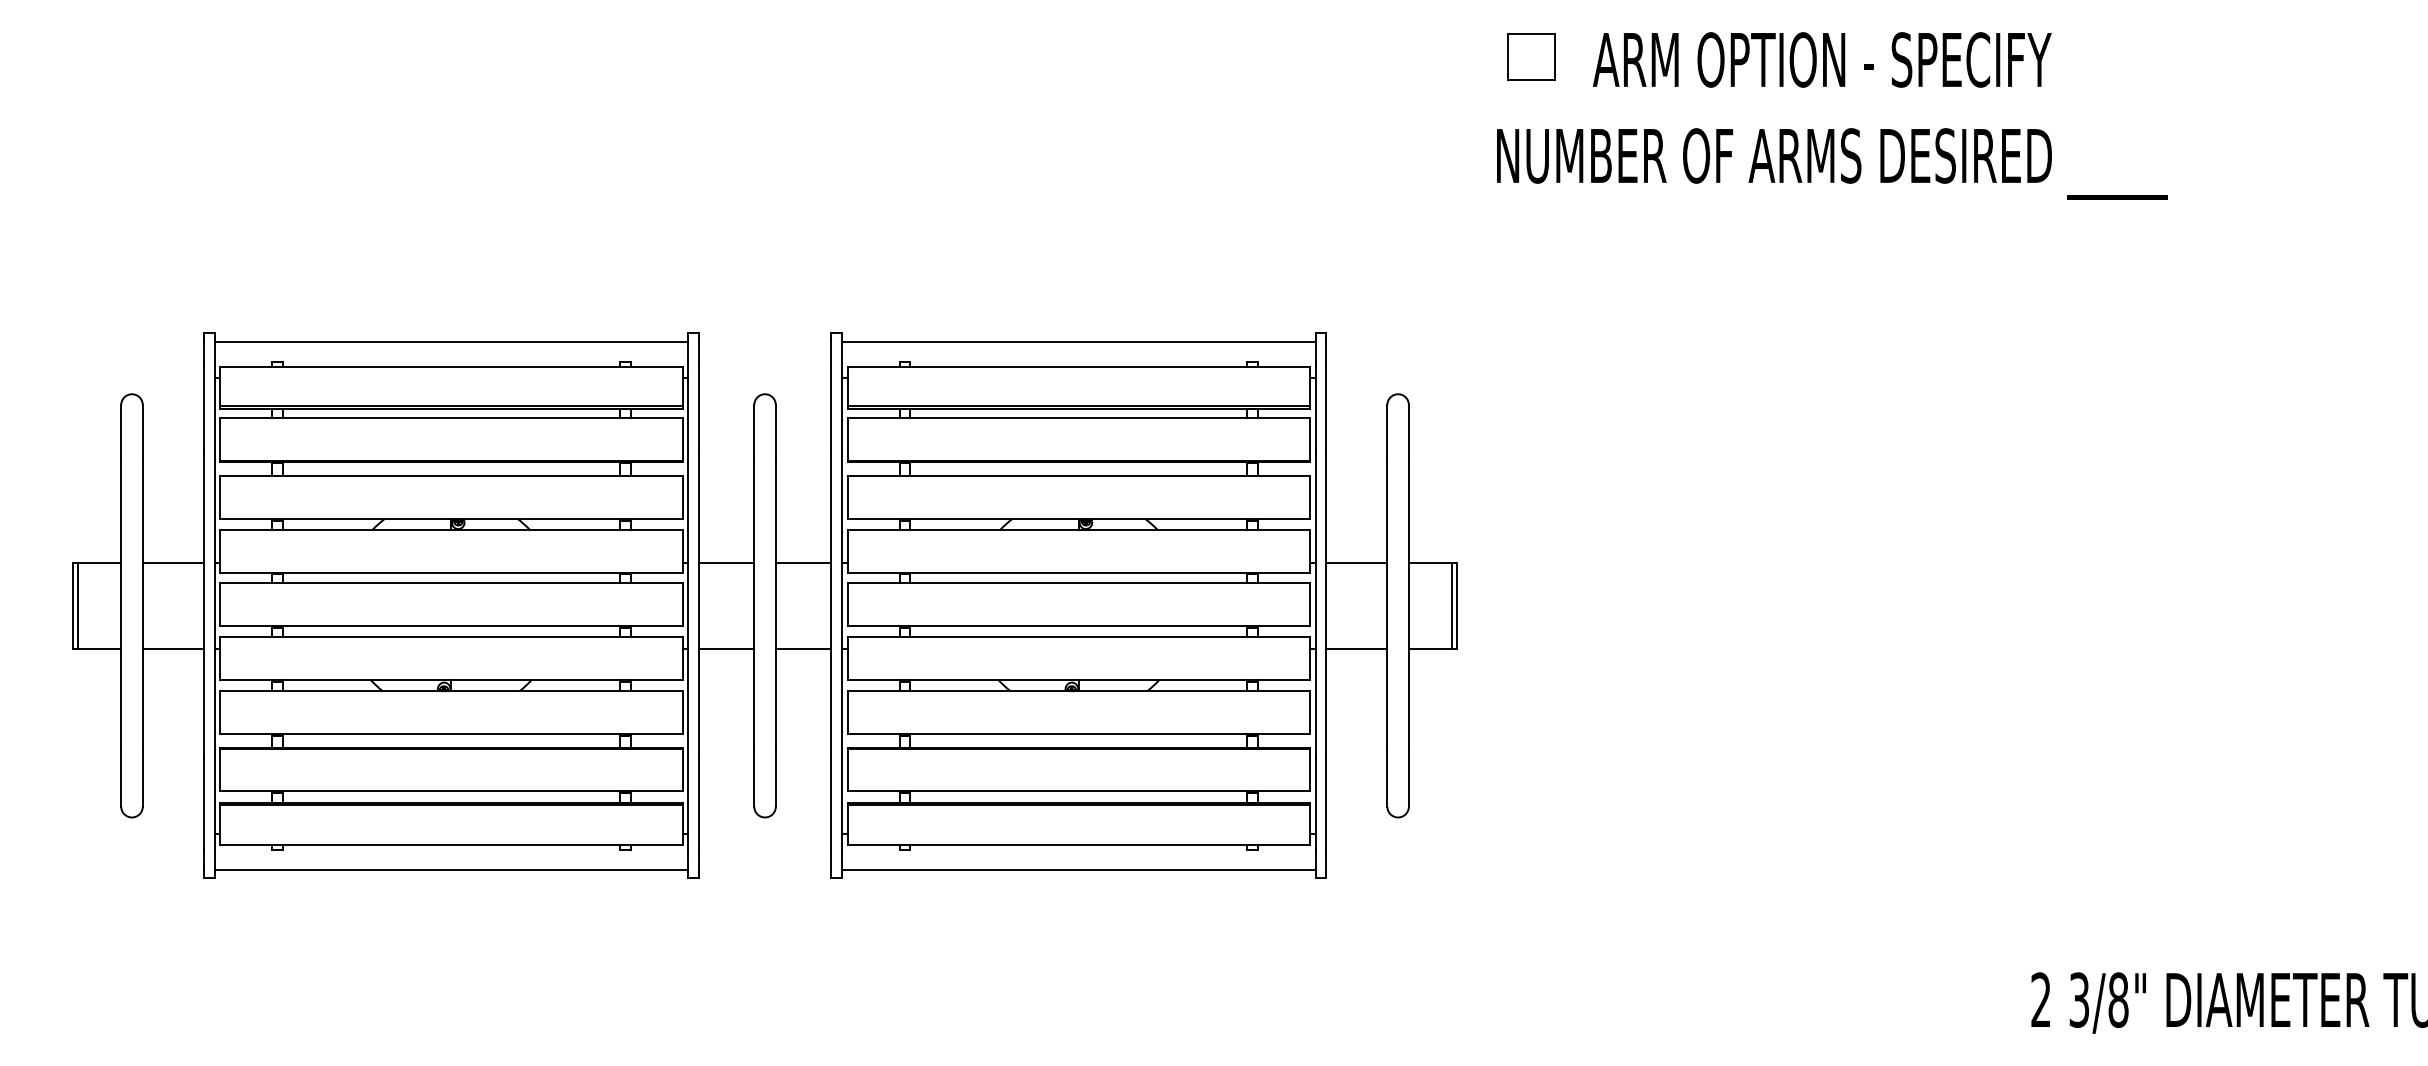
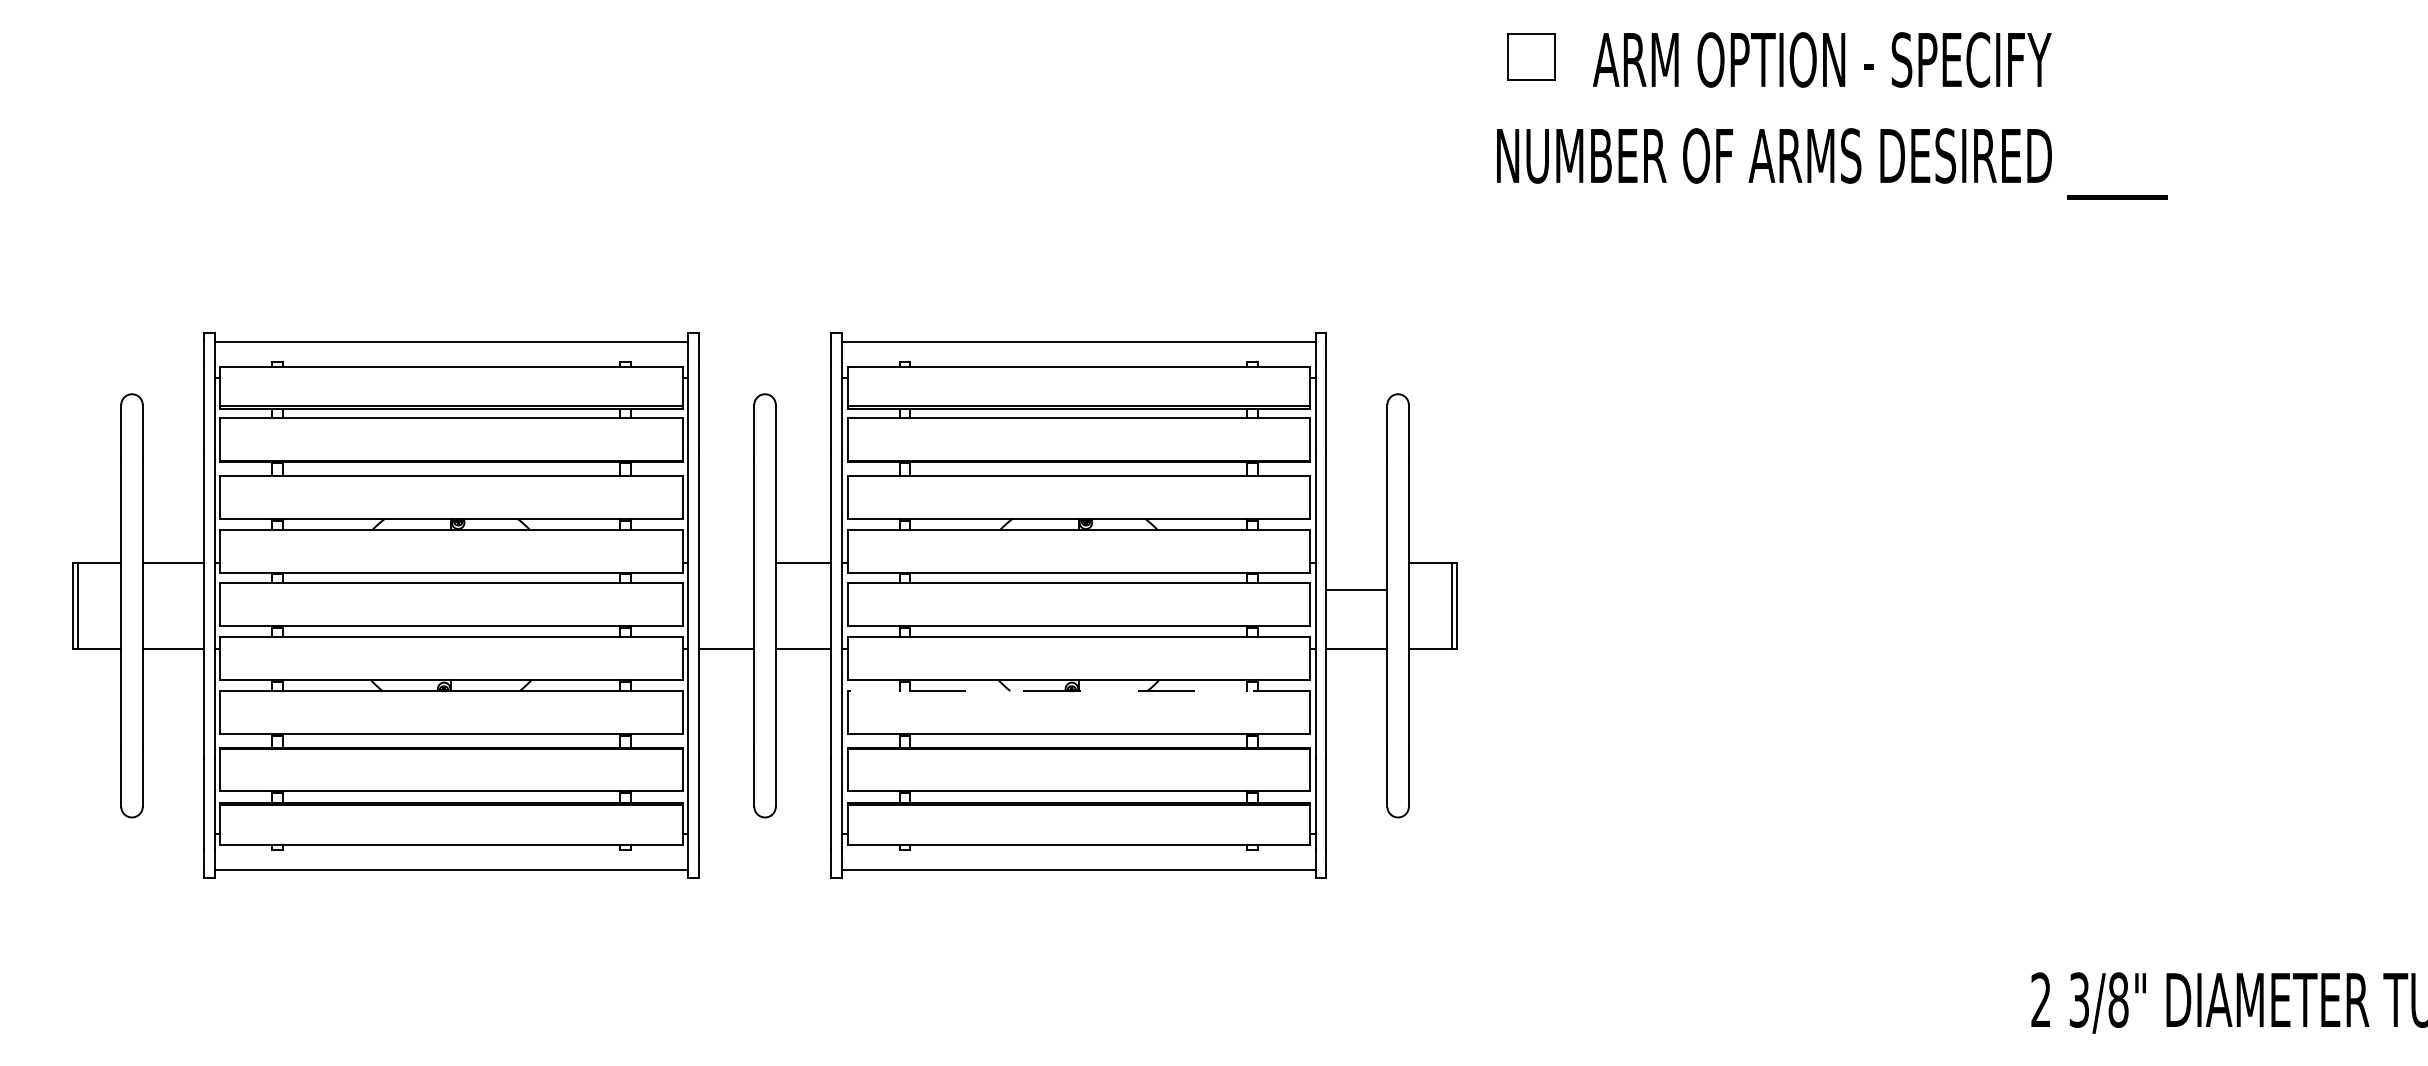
line: present -> none (726, 562)
line position: (1356, 562) -> (1356, 589) (1356, 589)
line: solid -> dashed (1078, 691)
